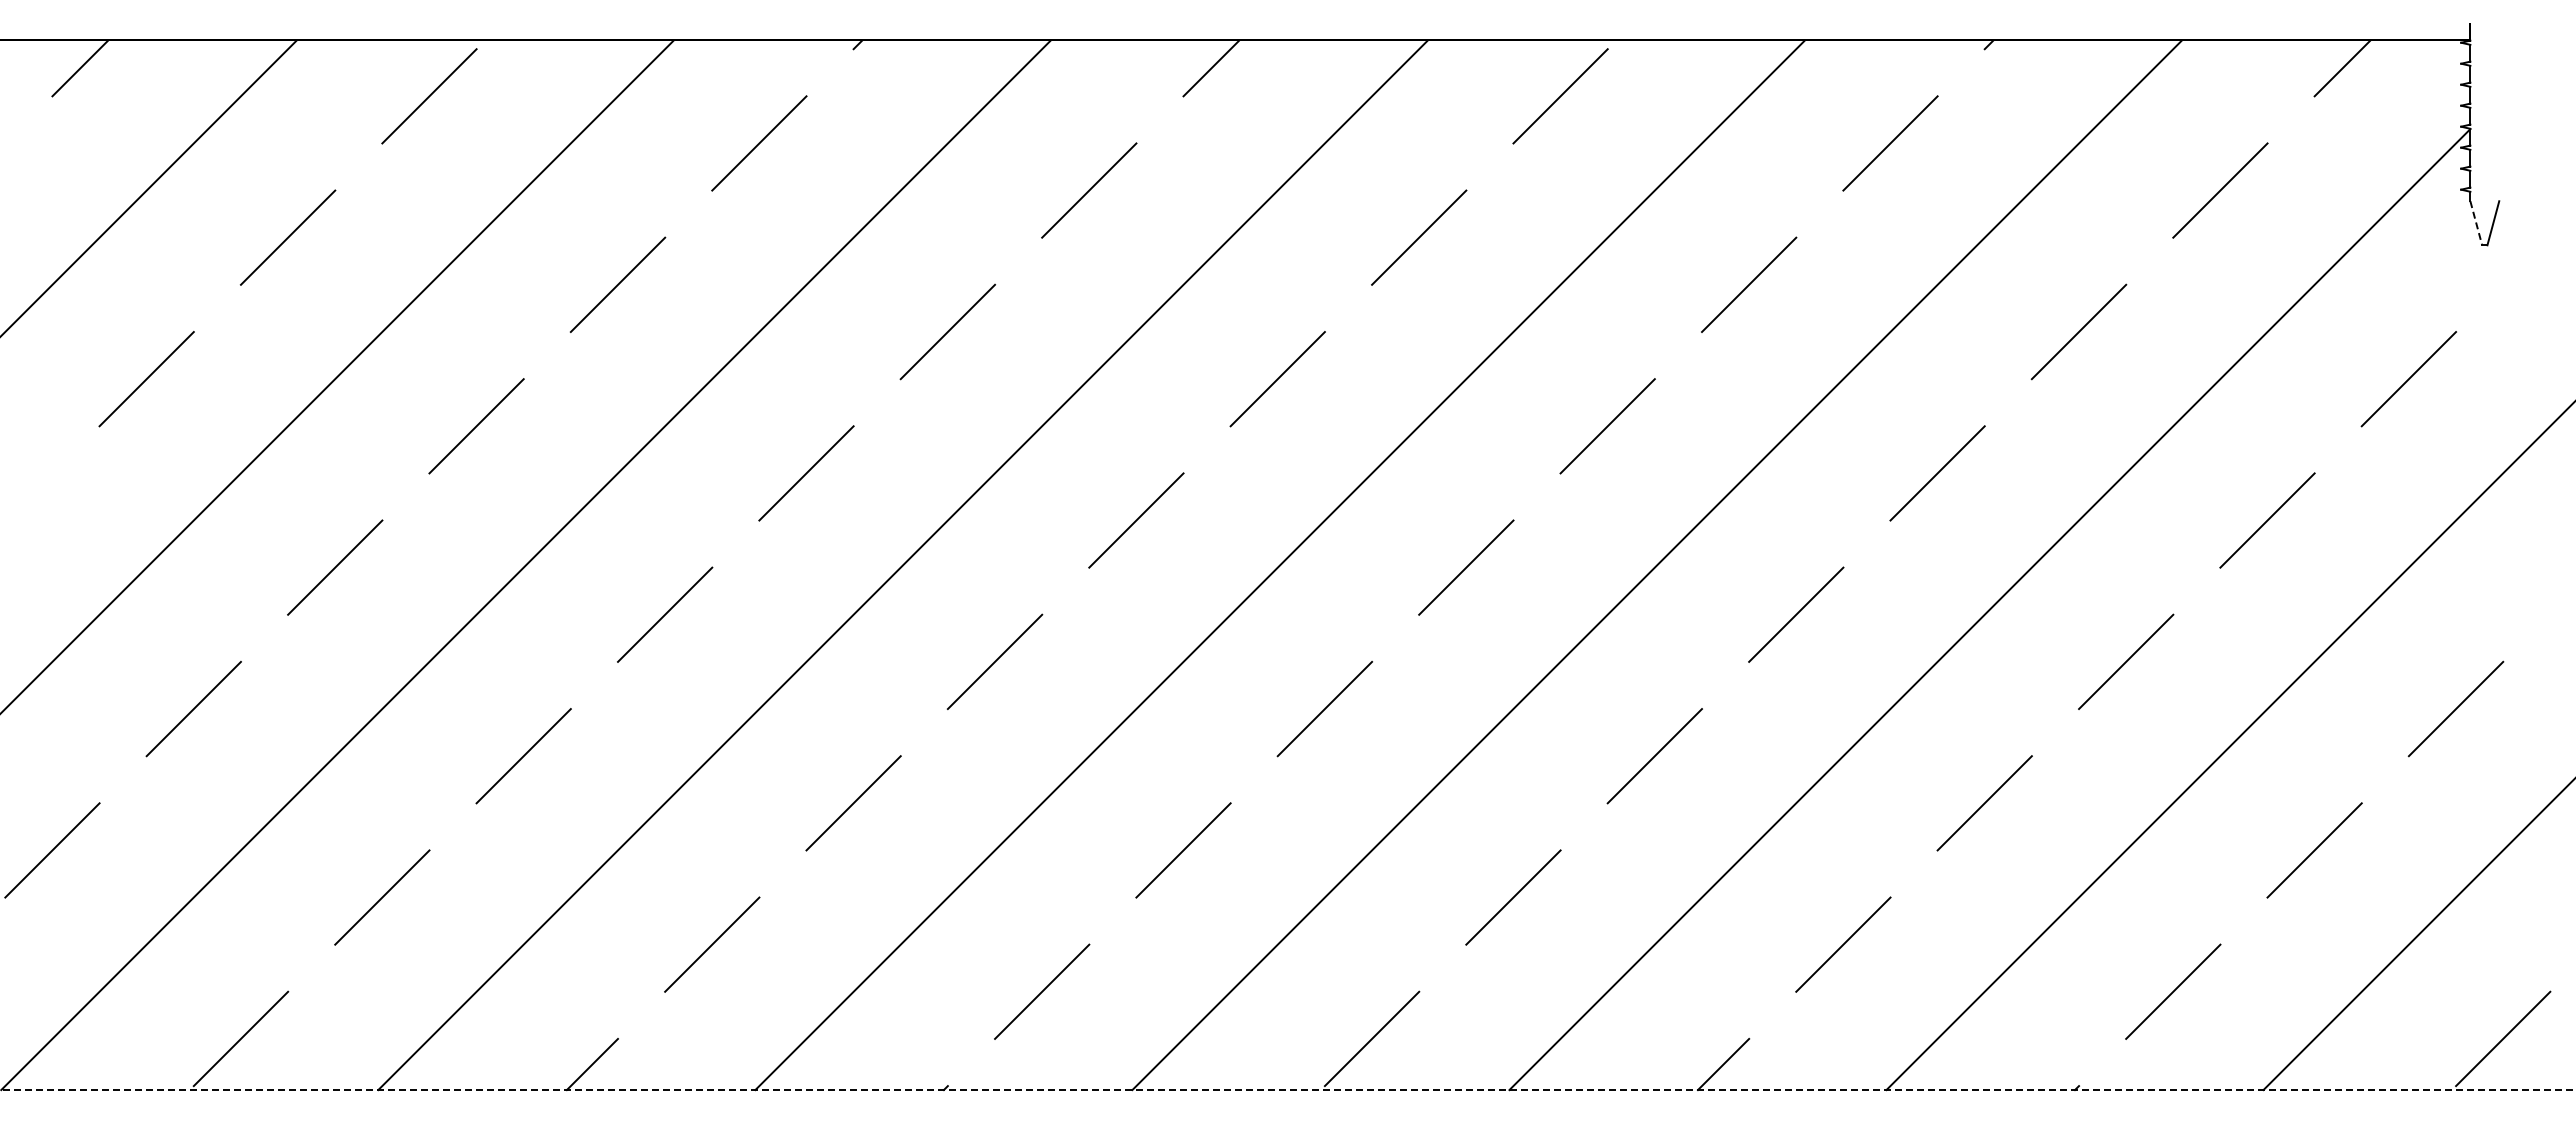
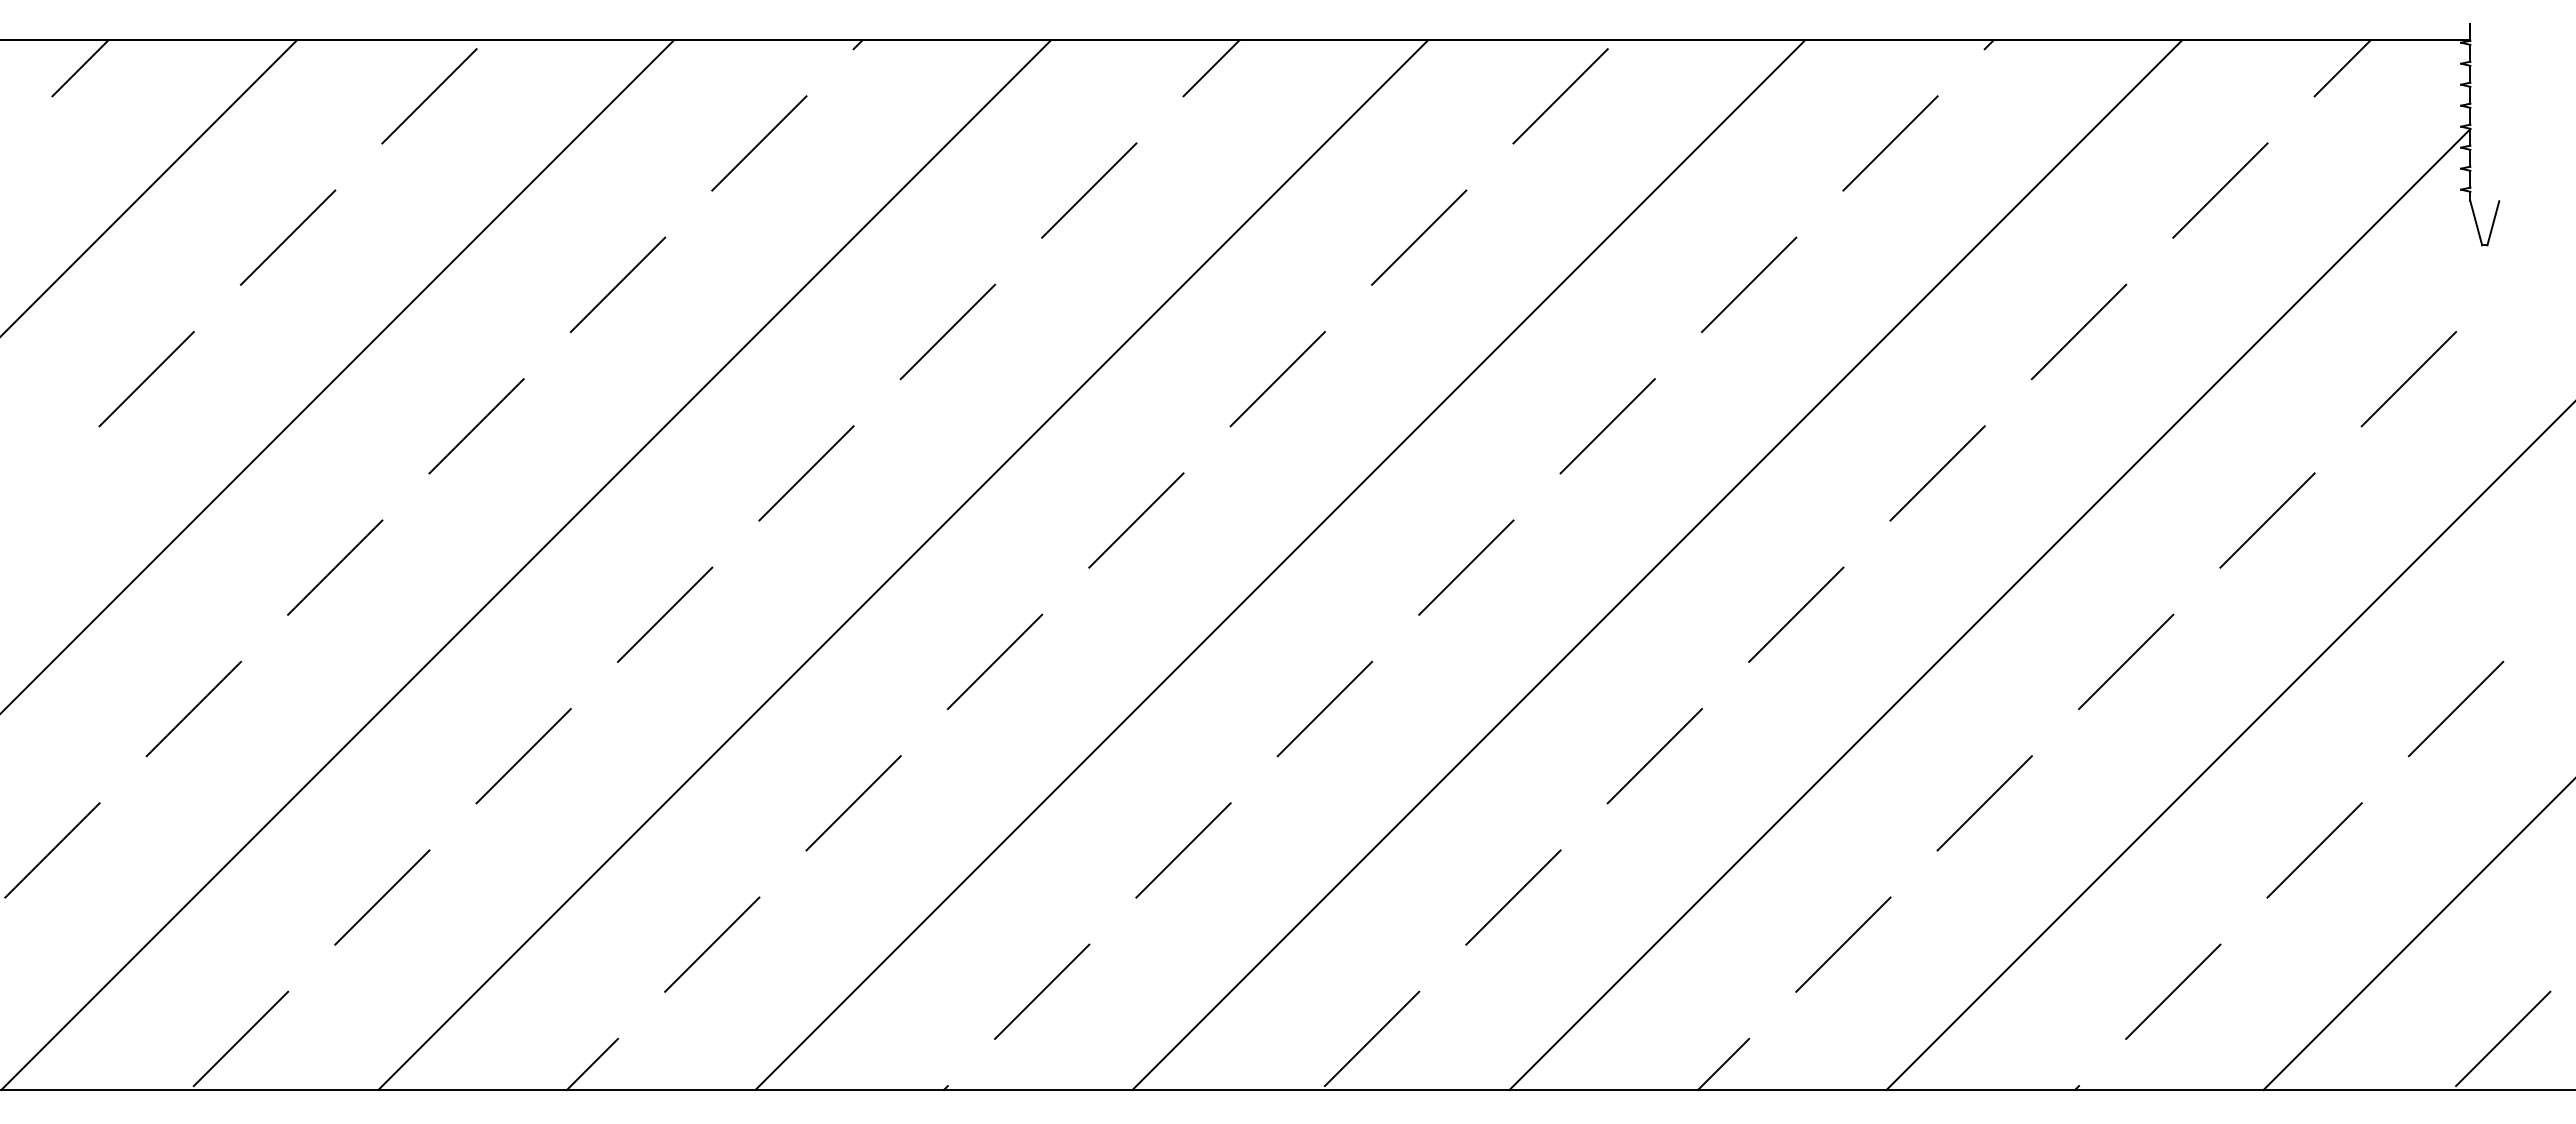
line: dashed -> solid (2476, 223)
line: dashed -> solid (1287, 1090)
